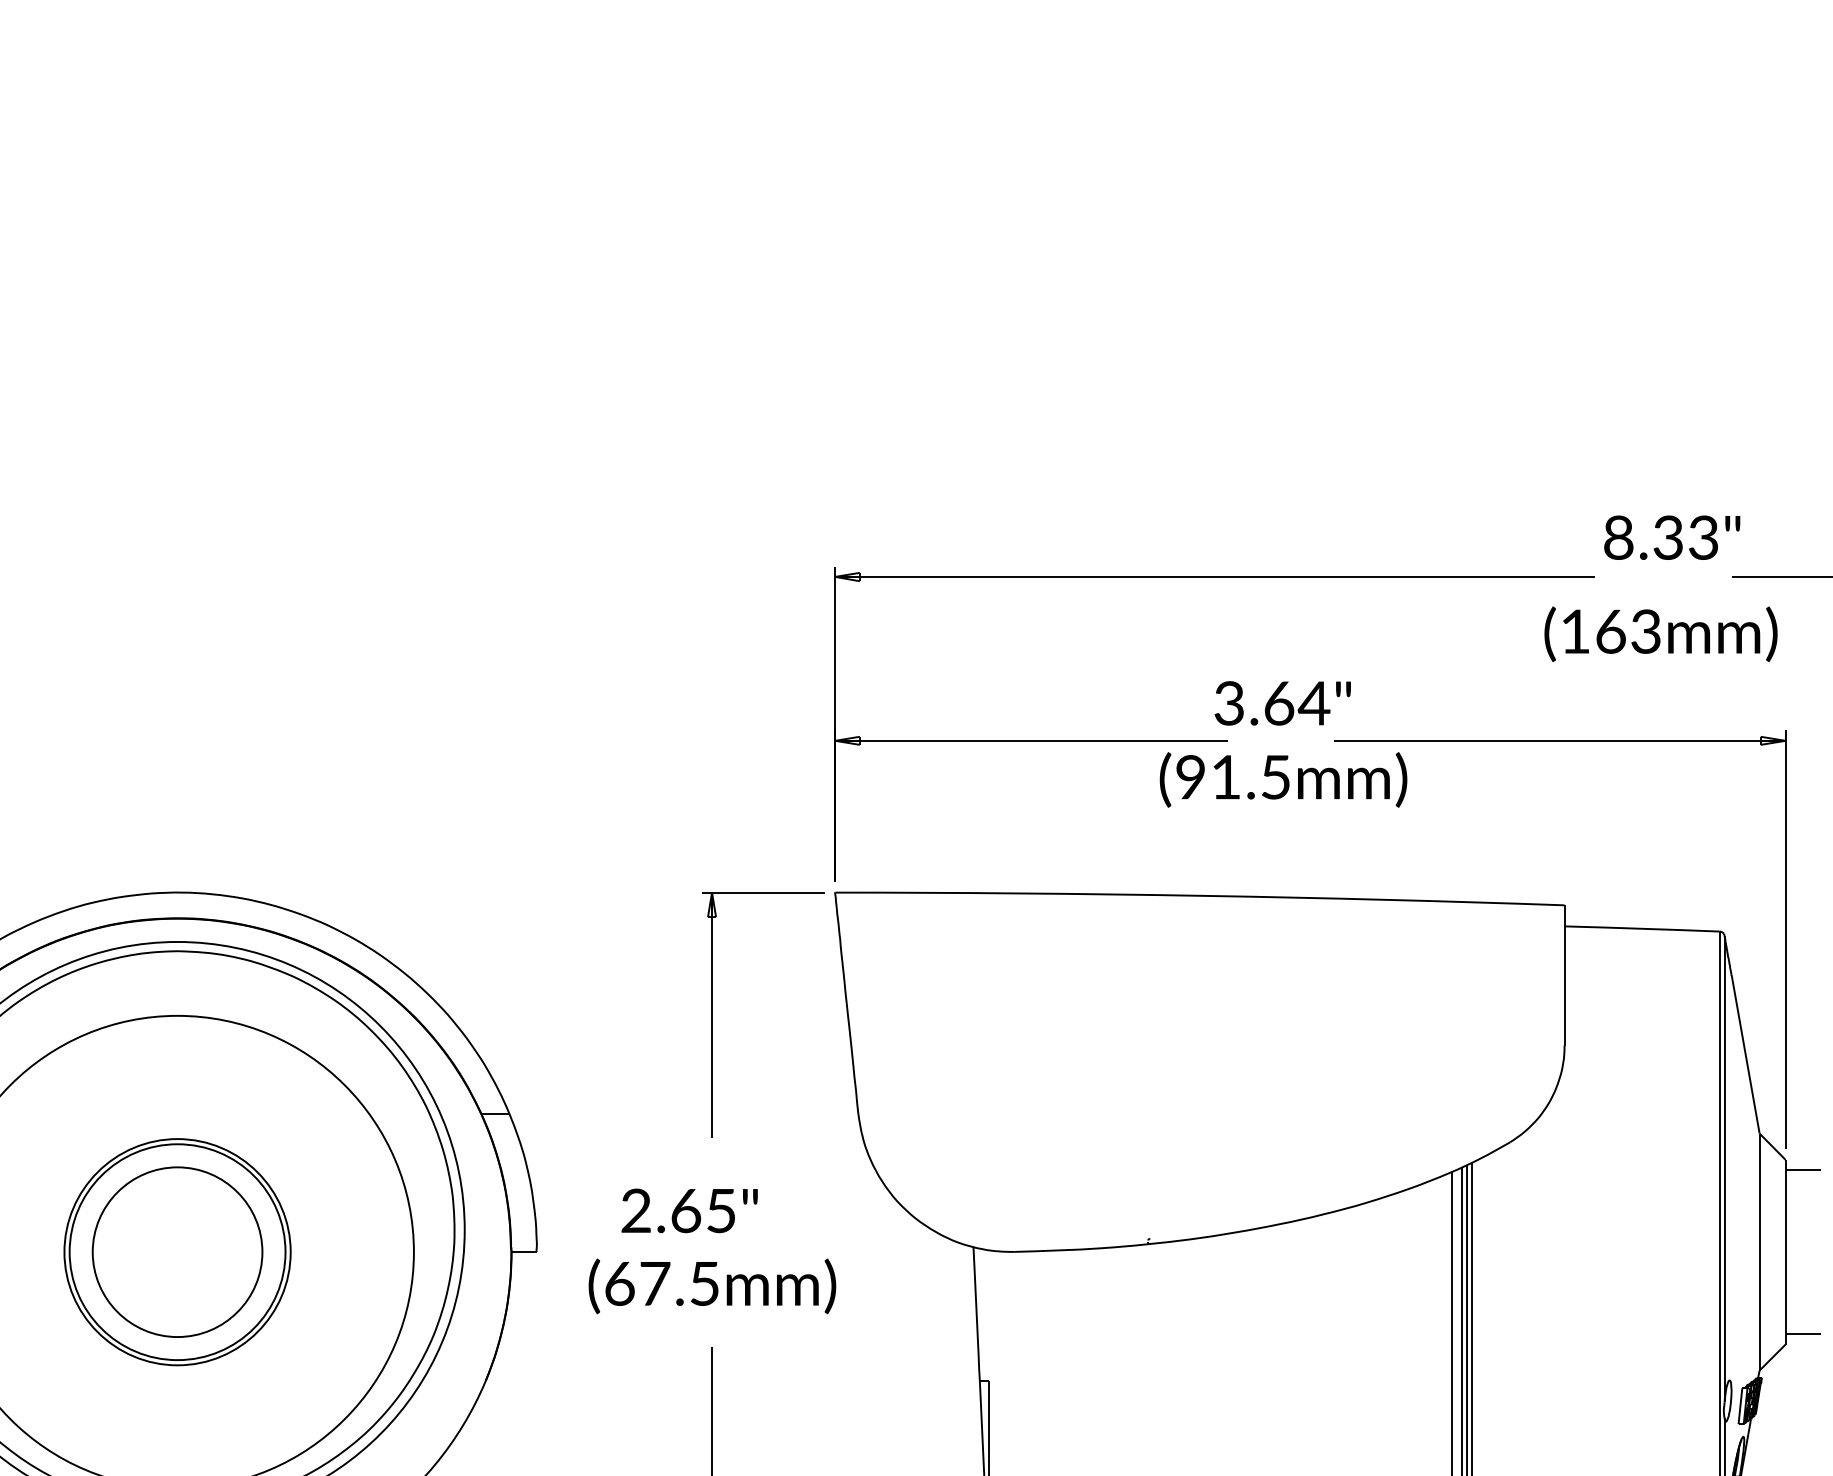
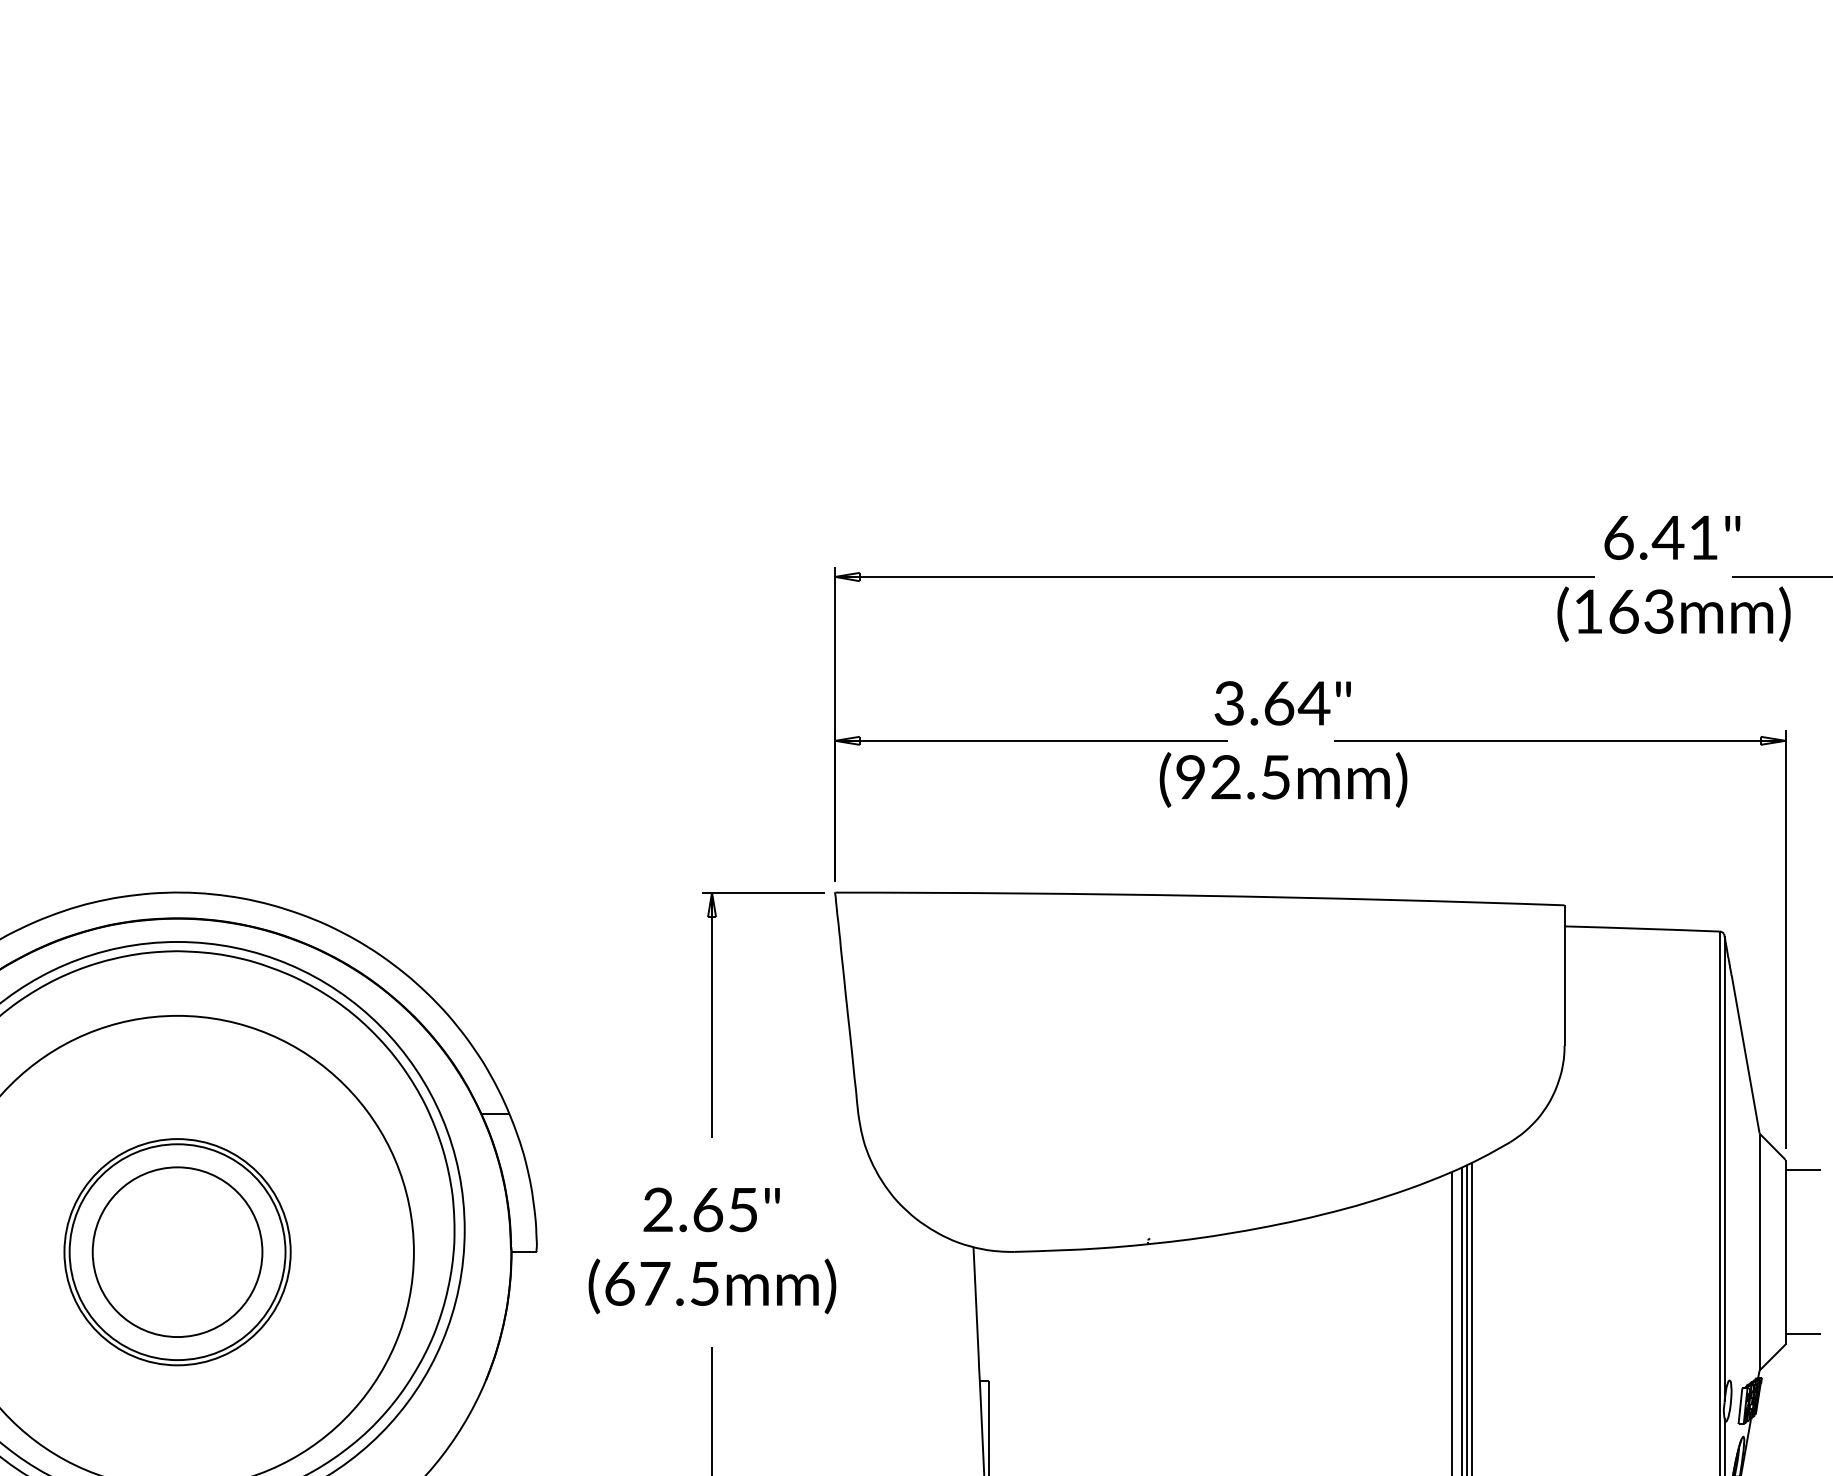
text: 8.33" -> 6.41" (1661, 537)
text position: (1660, 634) -> (1673, 614) (1673, 614)
text: (91.5mm) -> (92.5mm) (1225, 777)
text position: (689, 1210) -> (711, 1209) (711, 1209)
